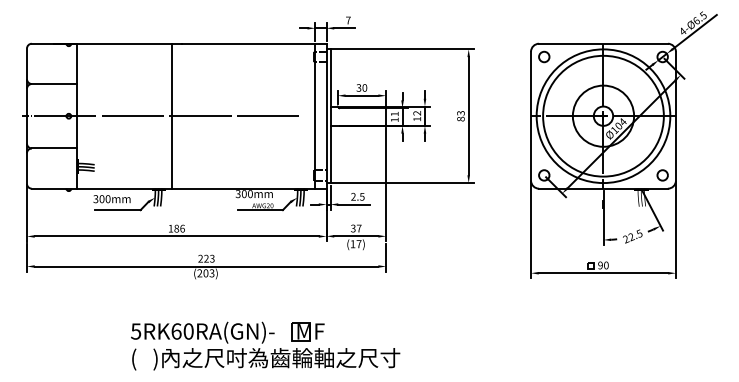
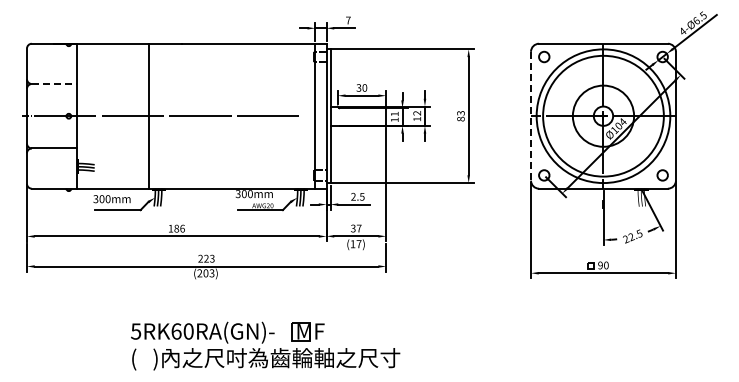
line: solid -> dashed (54, 84)
line position: (171, 115) -> (148, 115) (148, 115)
line: solid -> dashed (531, 116)
